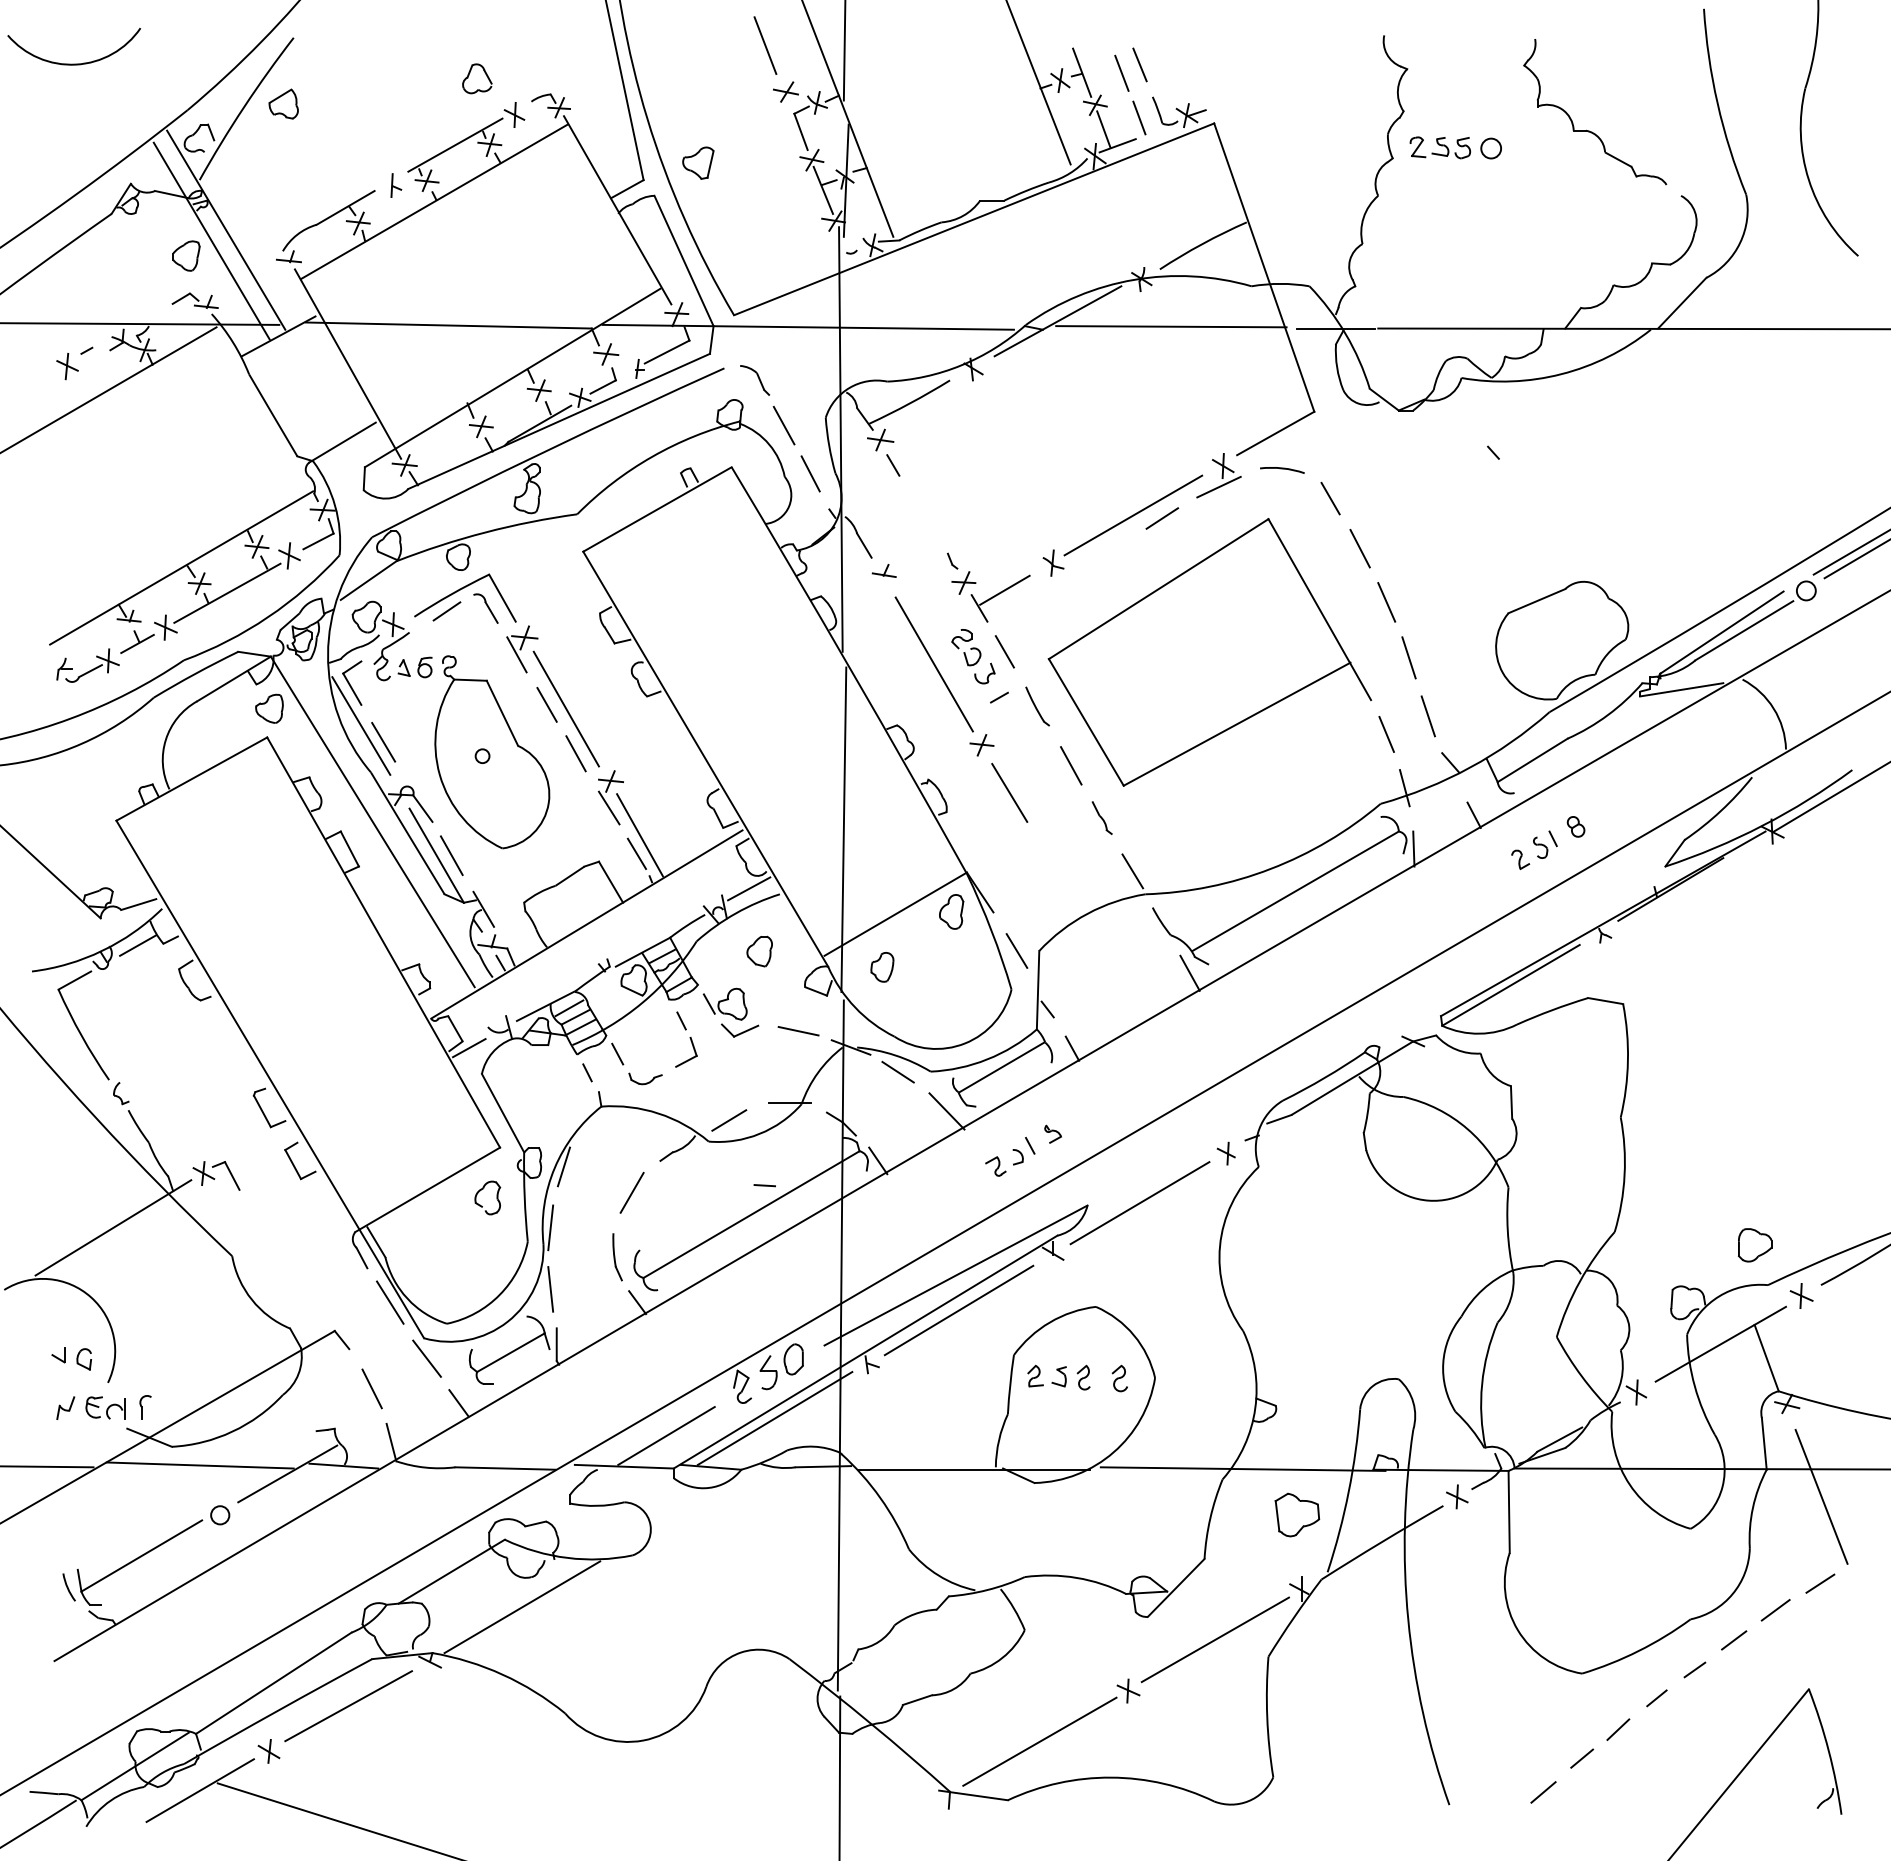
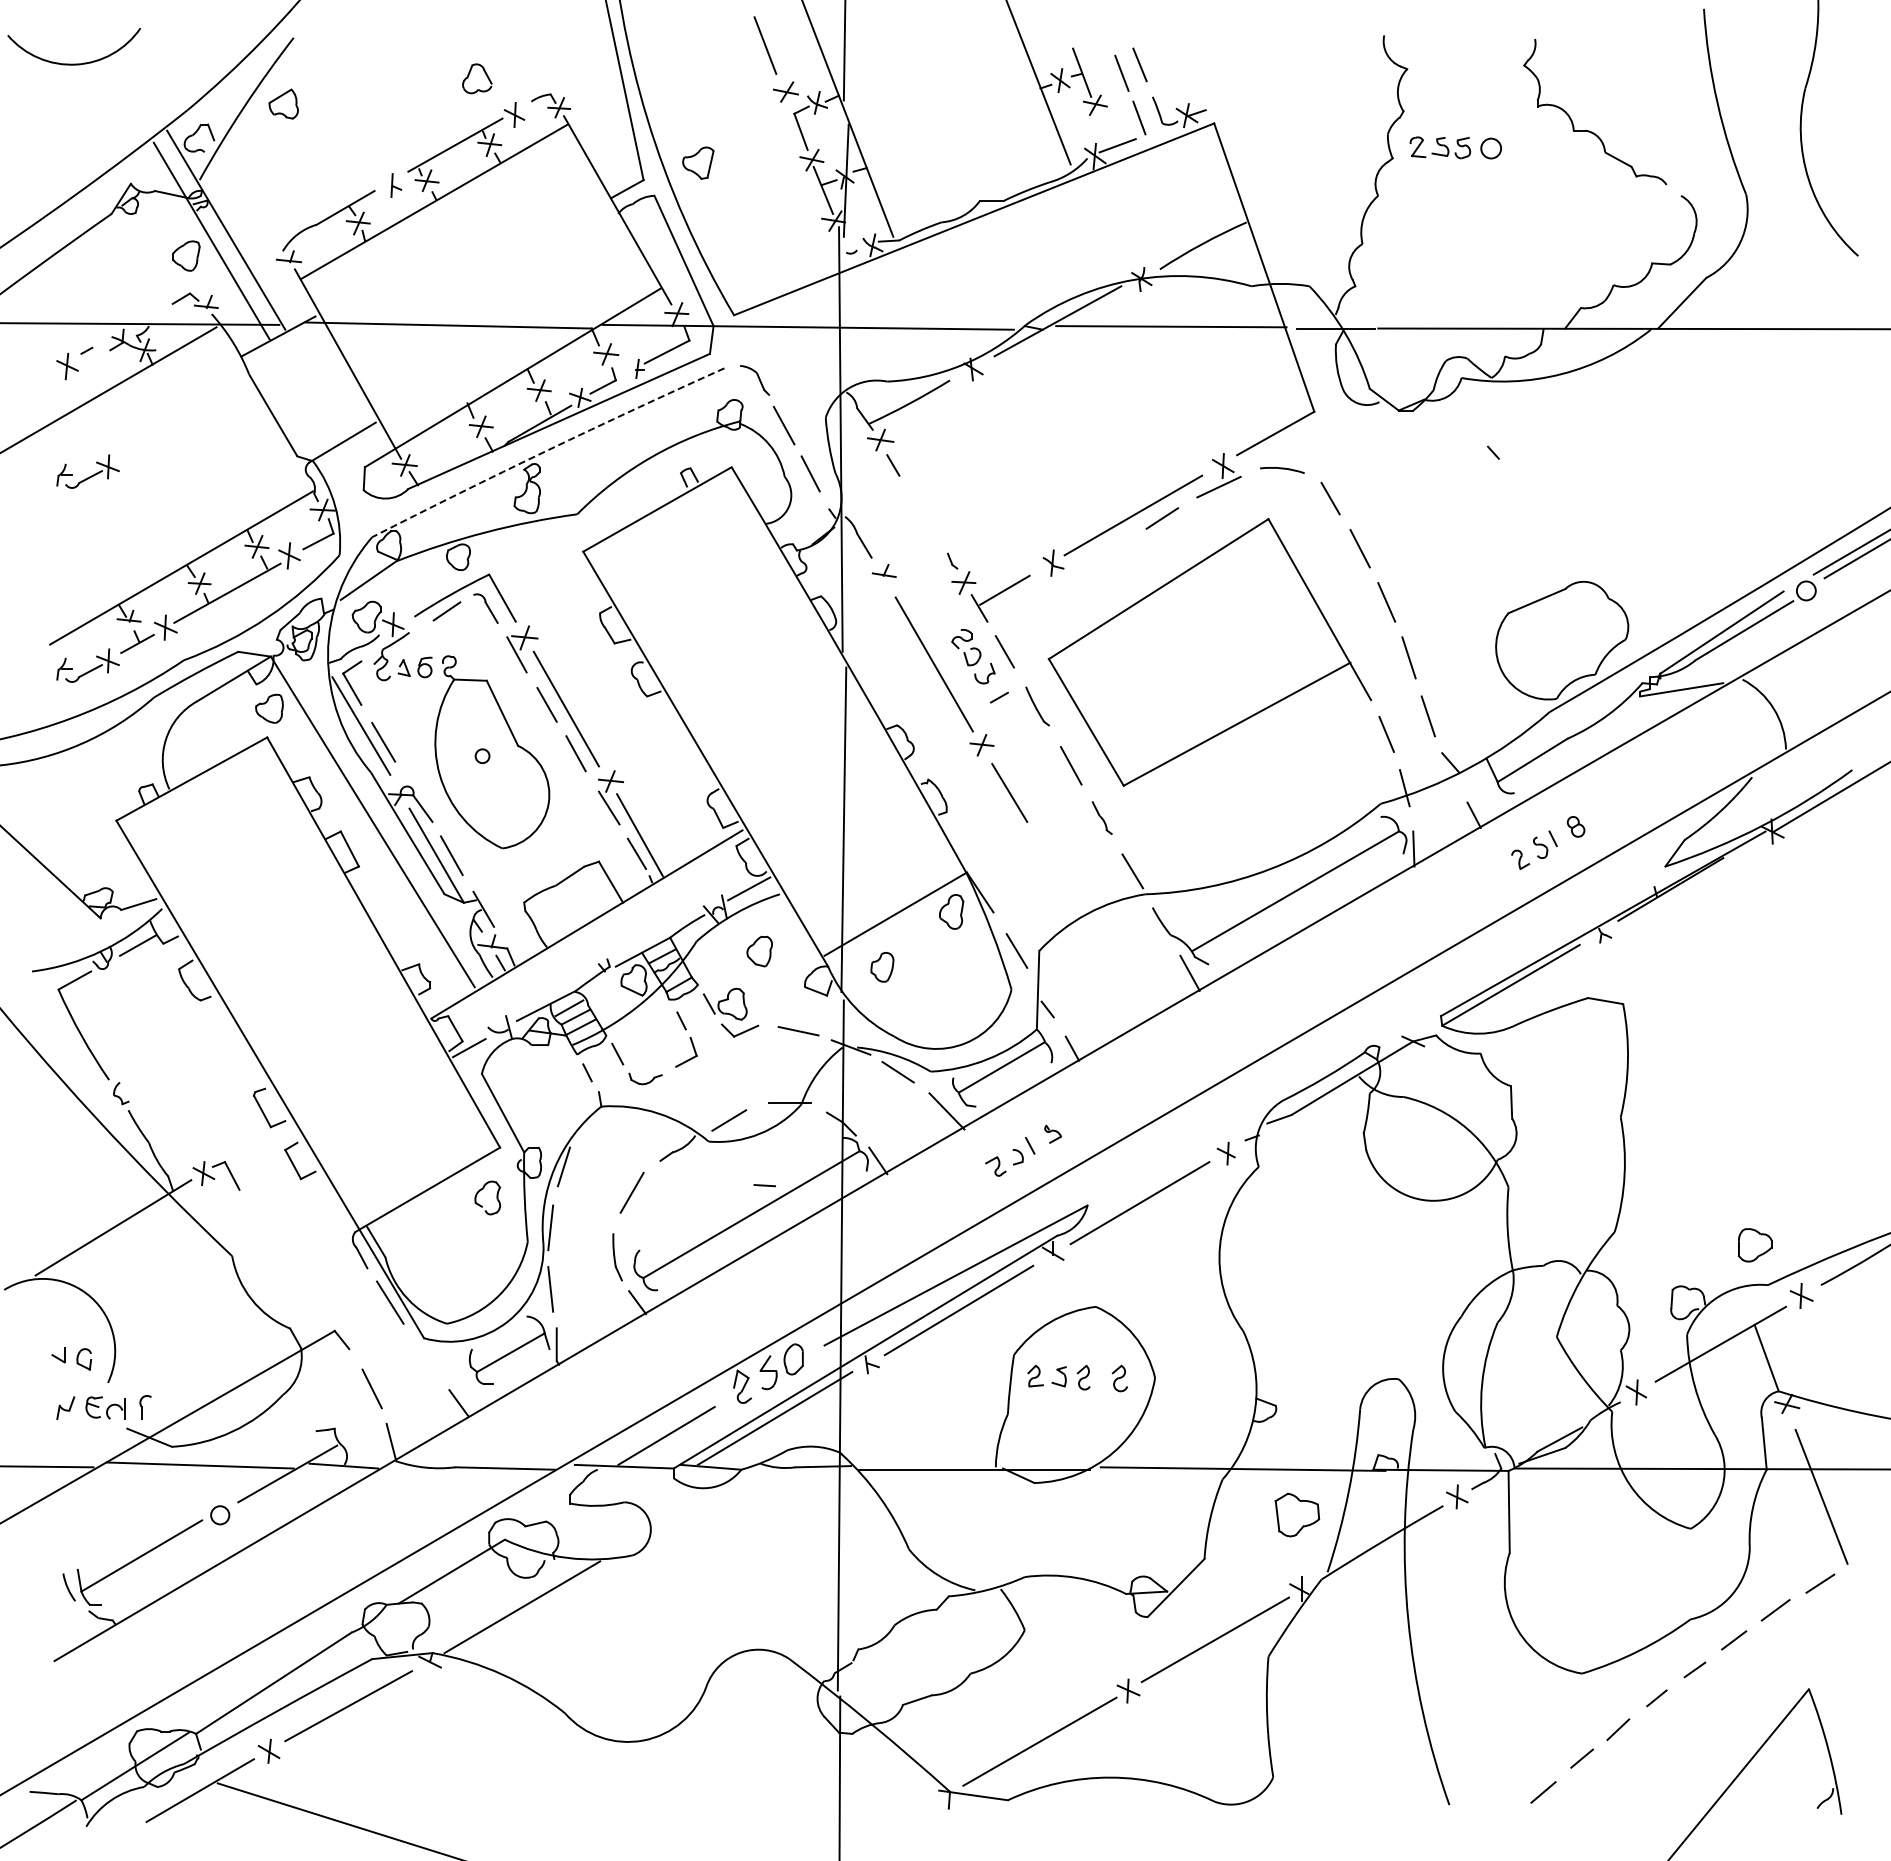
line: present -> none (1103, 129)
arc: solid -> dashed (547, 450)
part: none -> present (87, 471)
line: present -> none (426, 1358)
